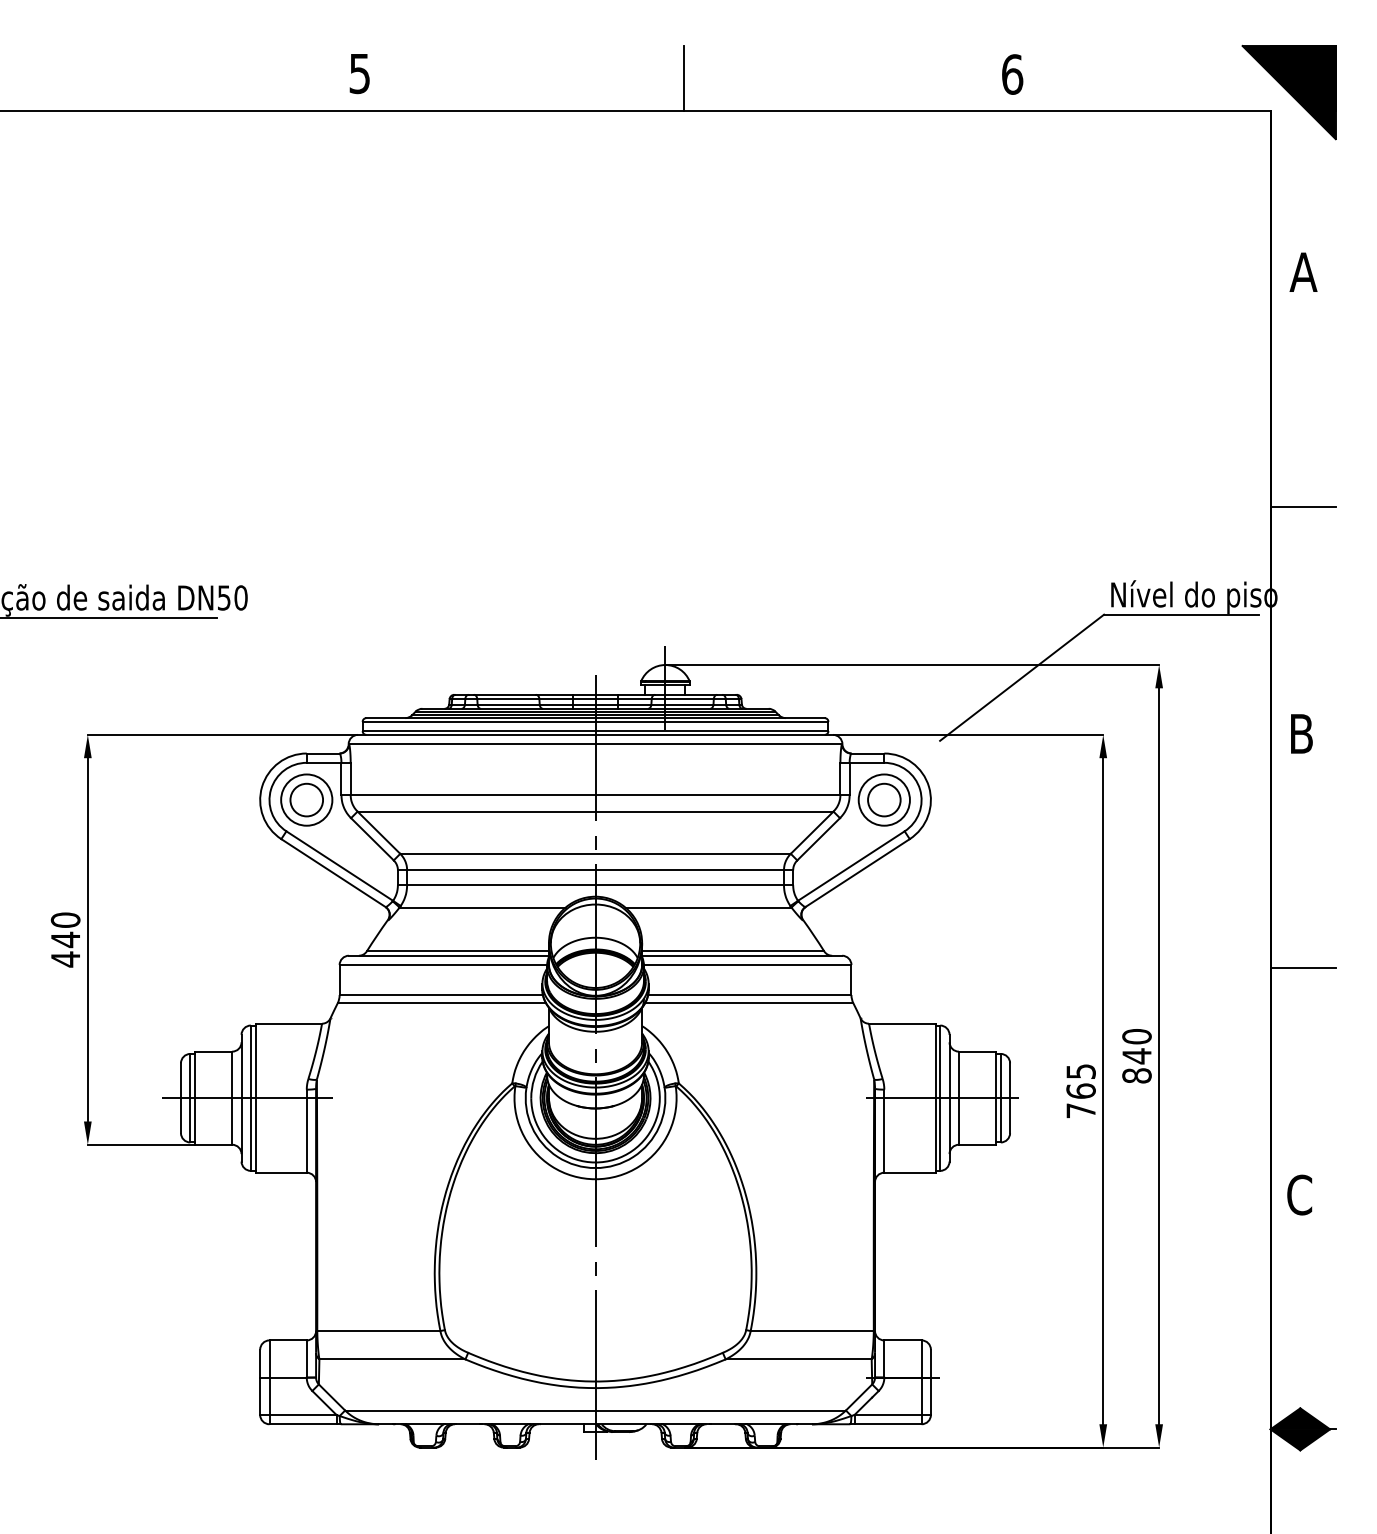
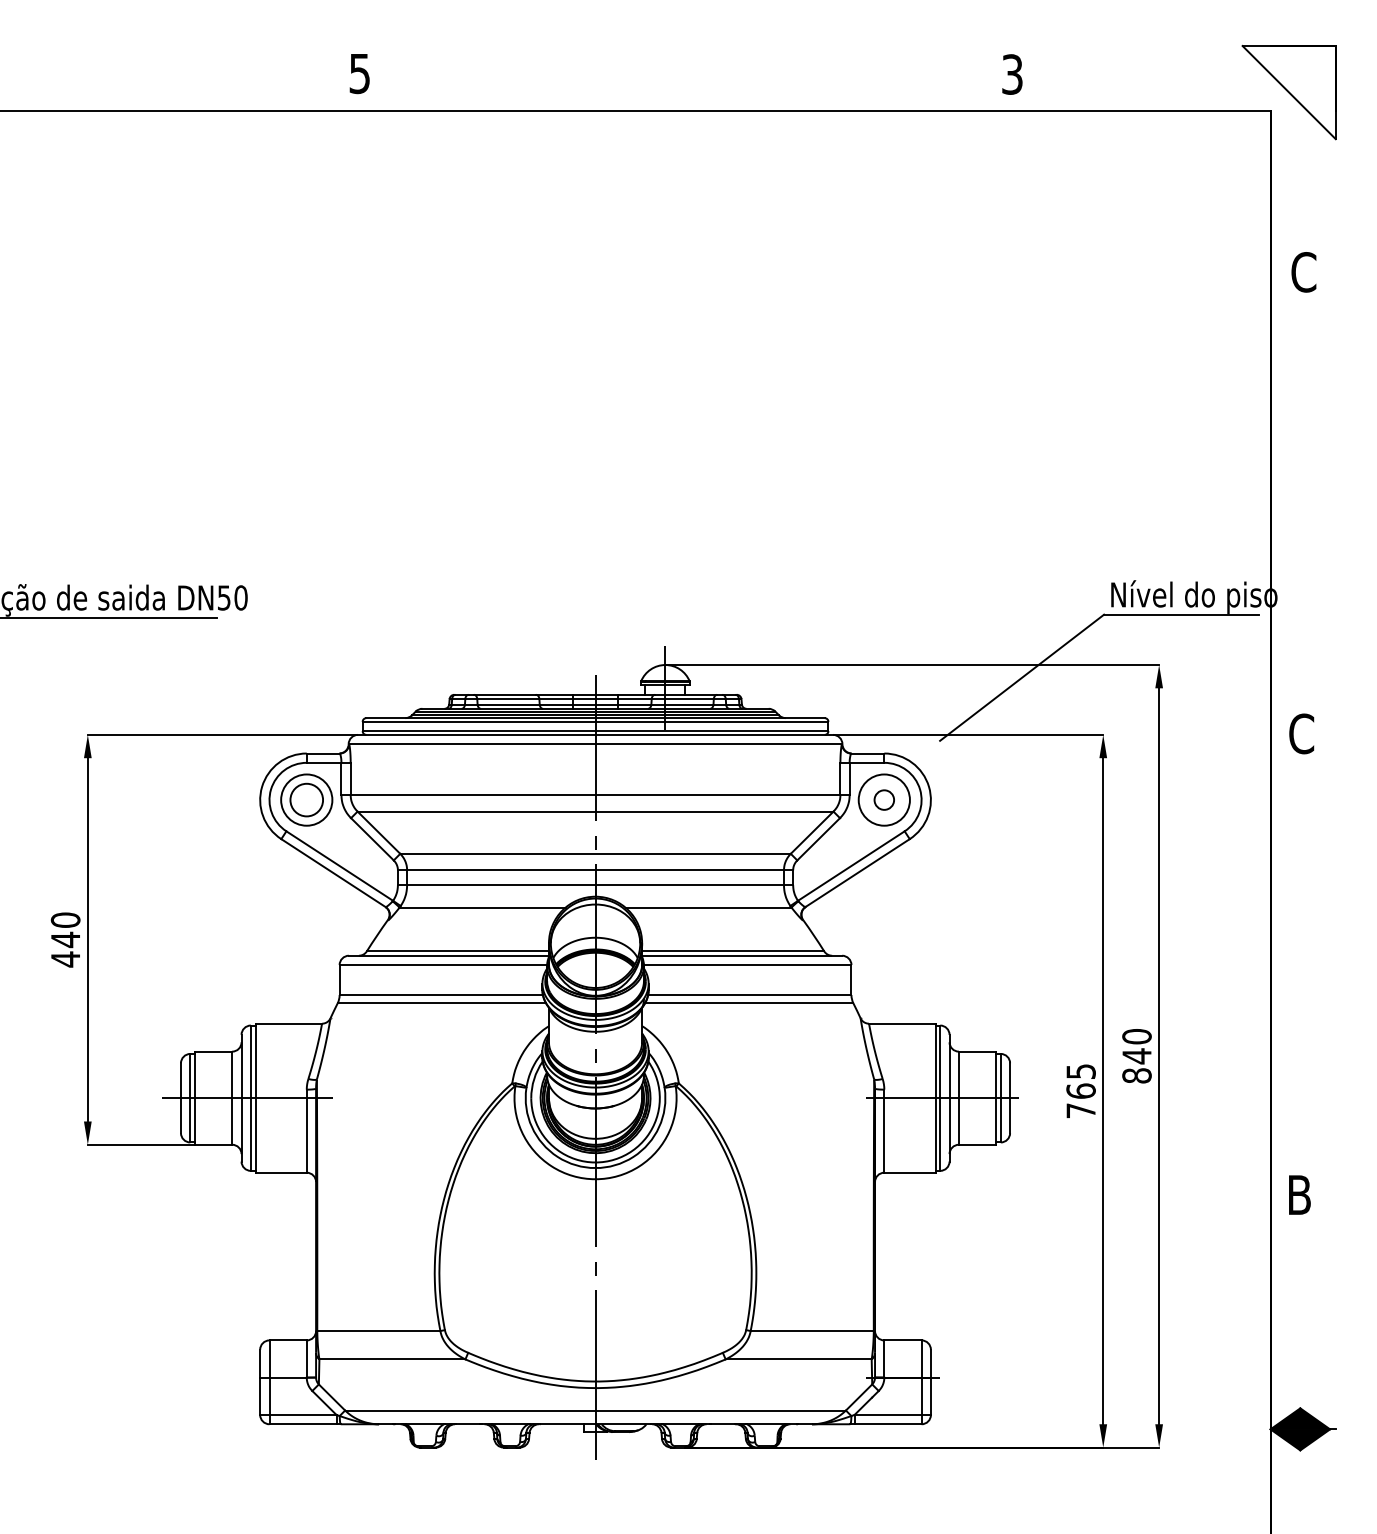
text: 6 -> 3 (1012, 74)
line: present -> none (683, 78)
fill: present -> none (1288, 92)
text: A -> C (1303, 272)
line: present -> none (1302, 507)
text: B -> C (1301, 733)
circle diameter: 33 px -> 20 px (884, 799)
line: present -> none (1302, 968)
text: C -> B (1299, 1194)
